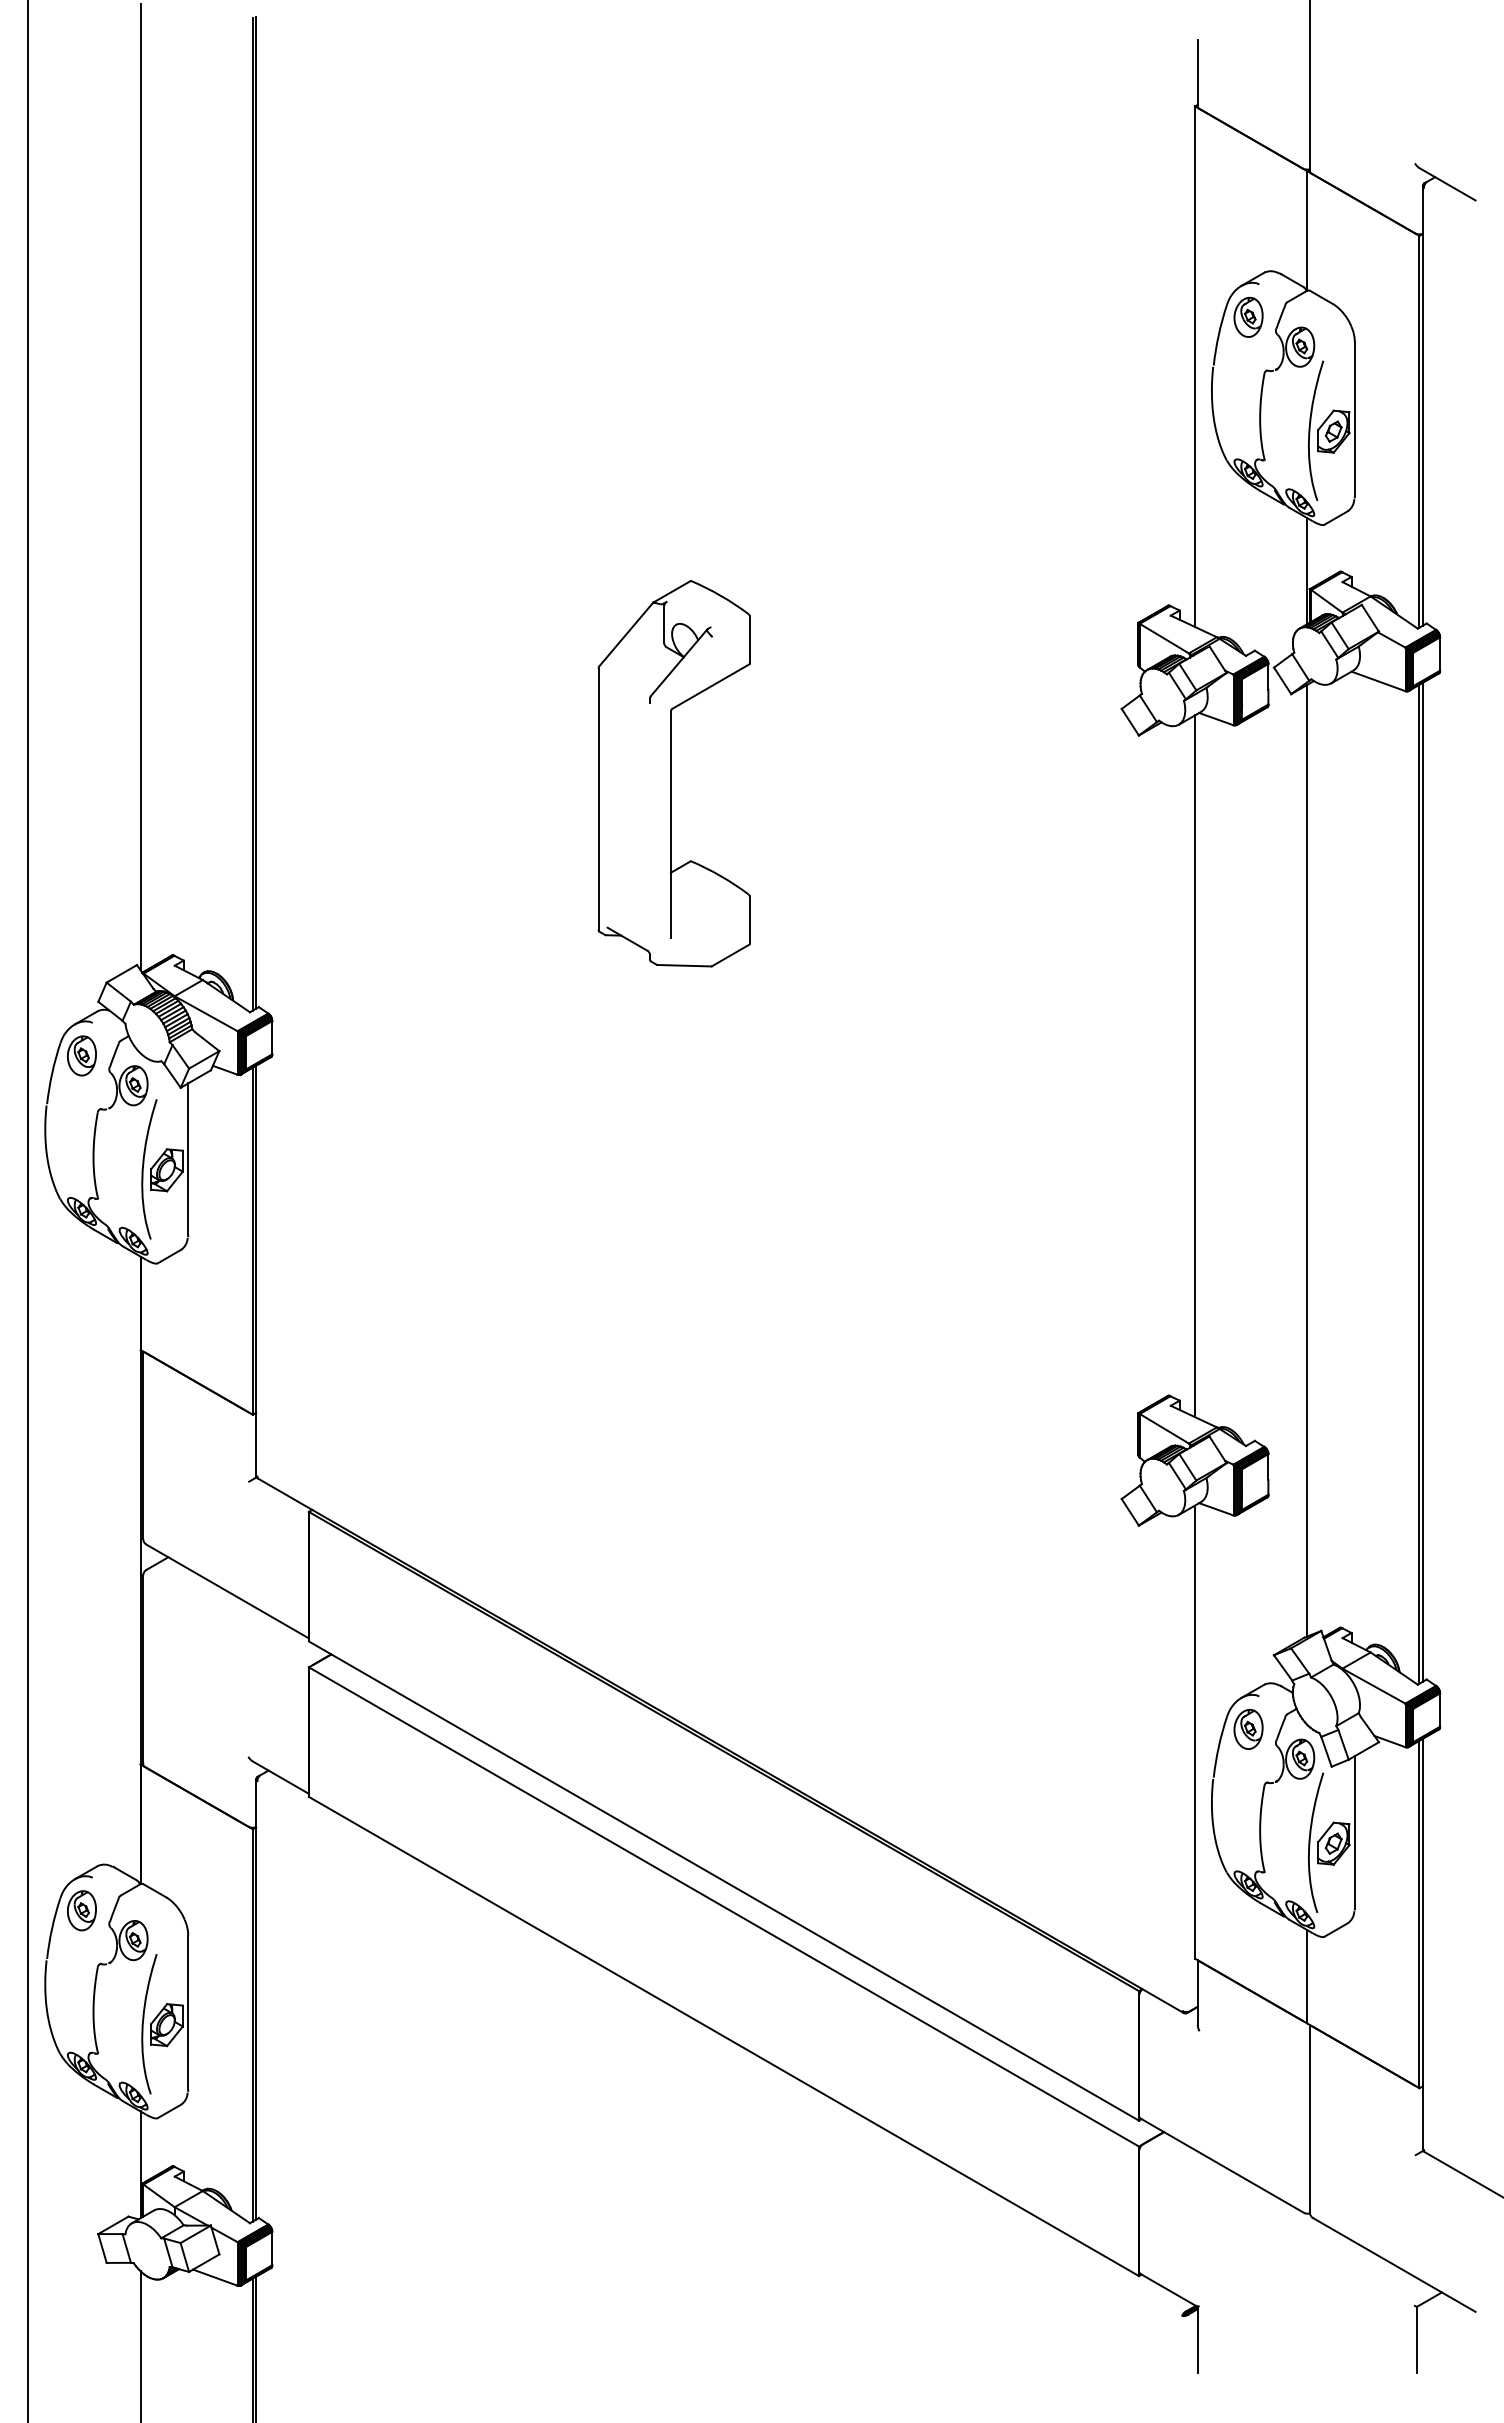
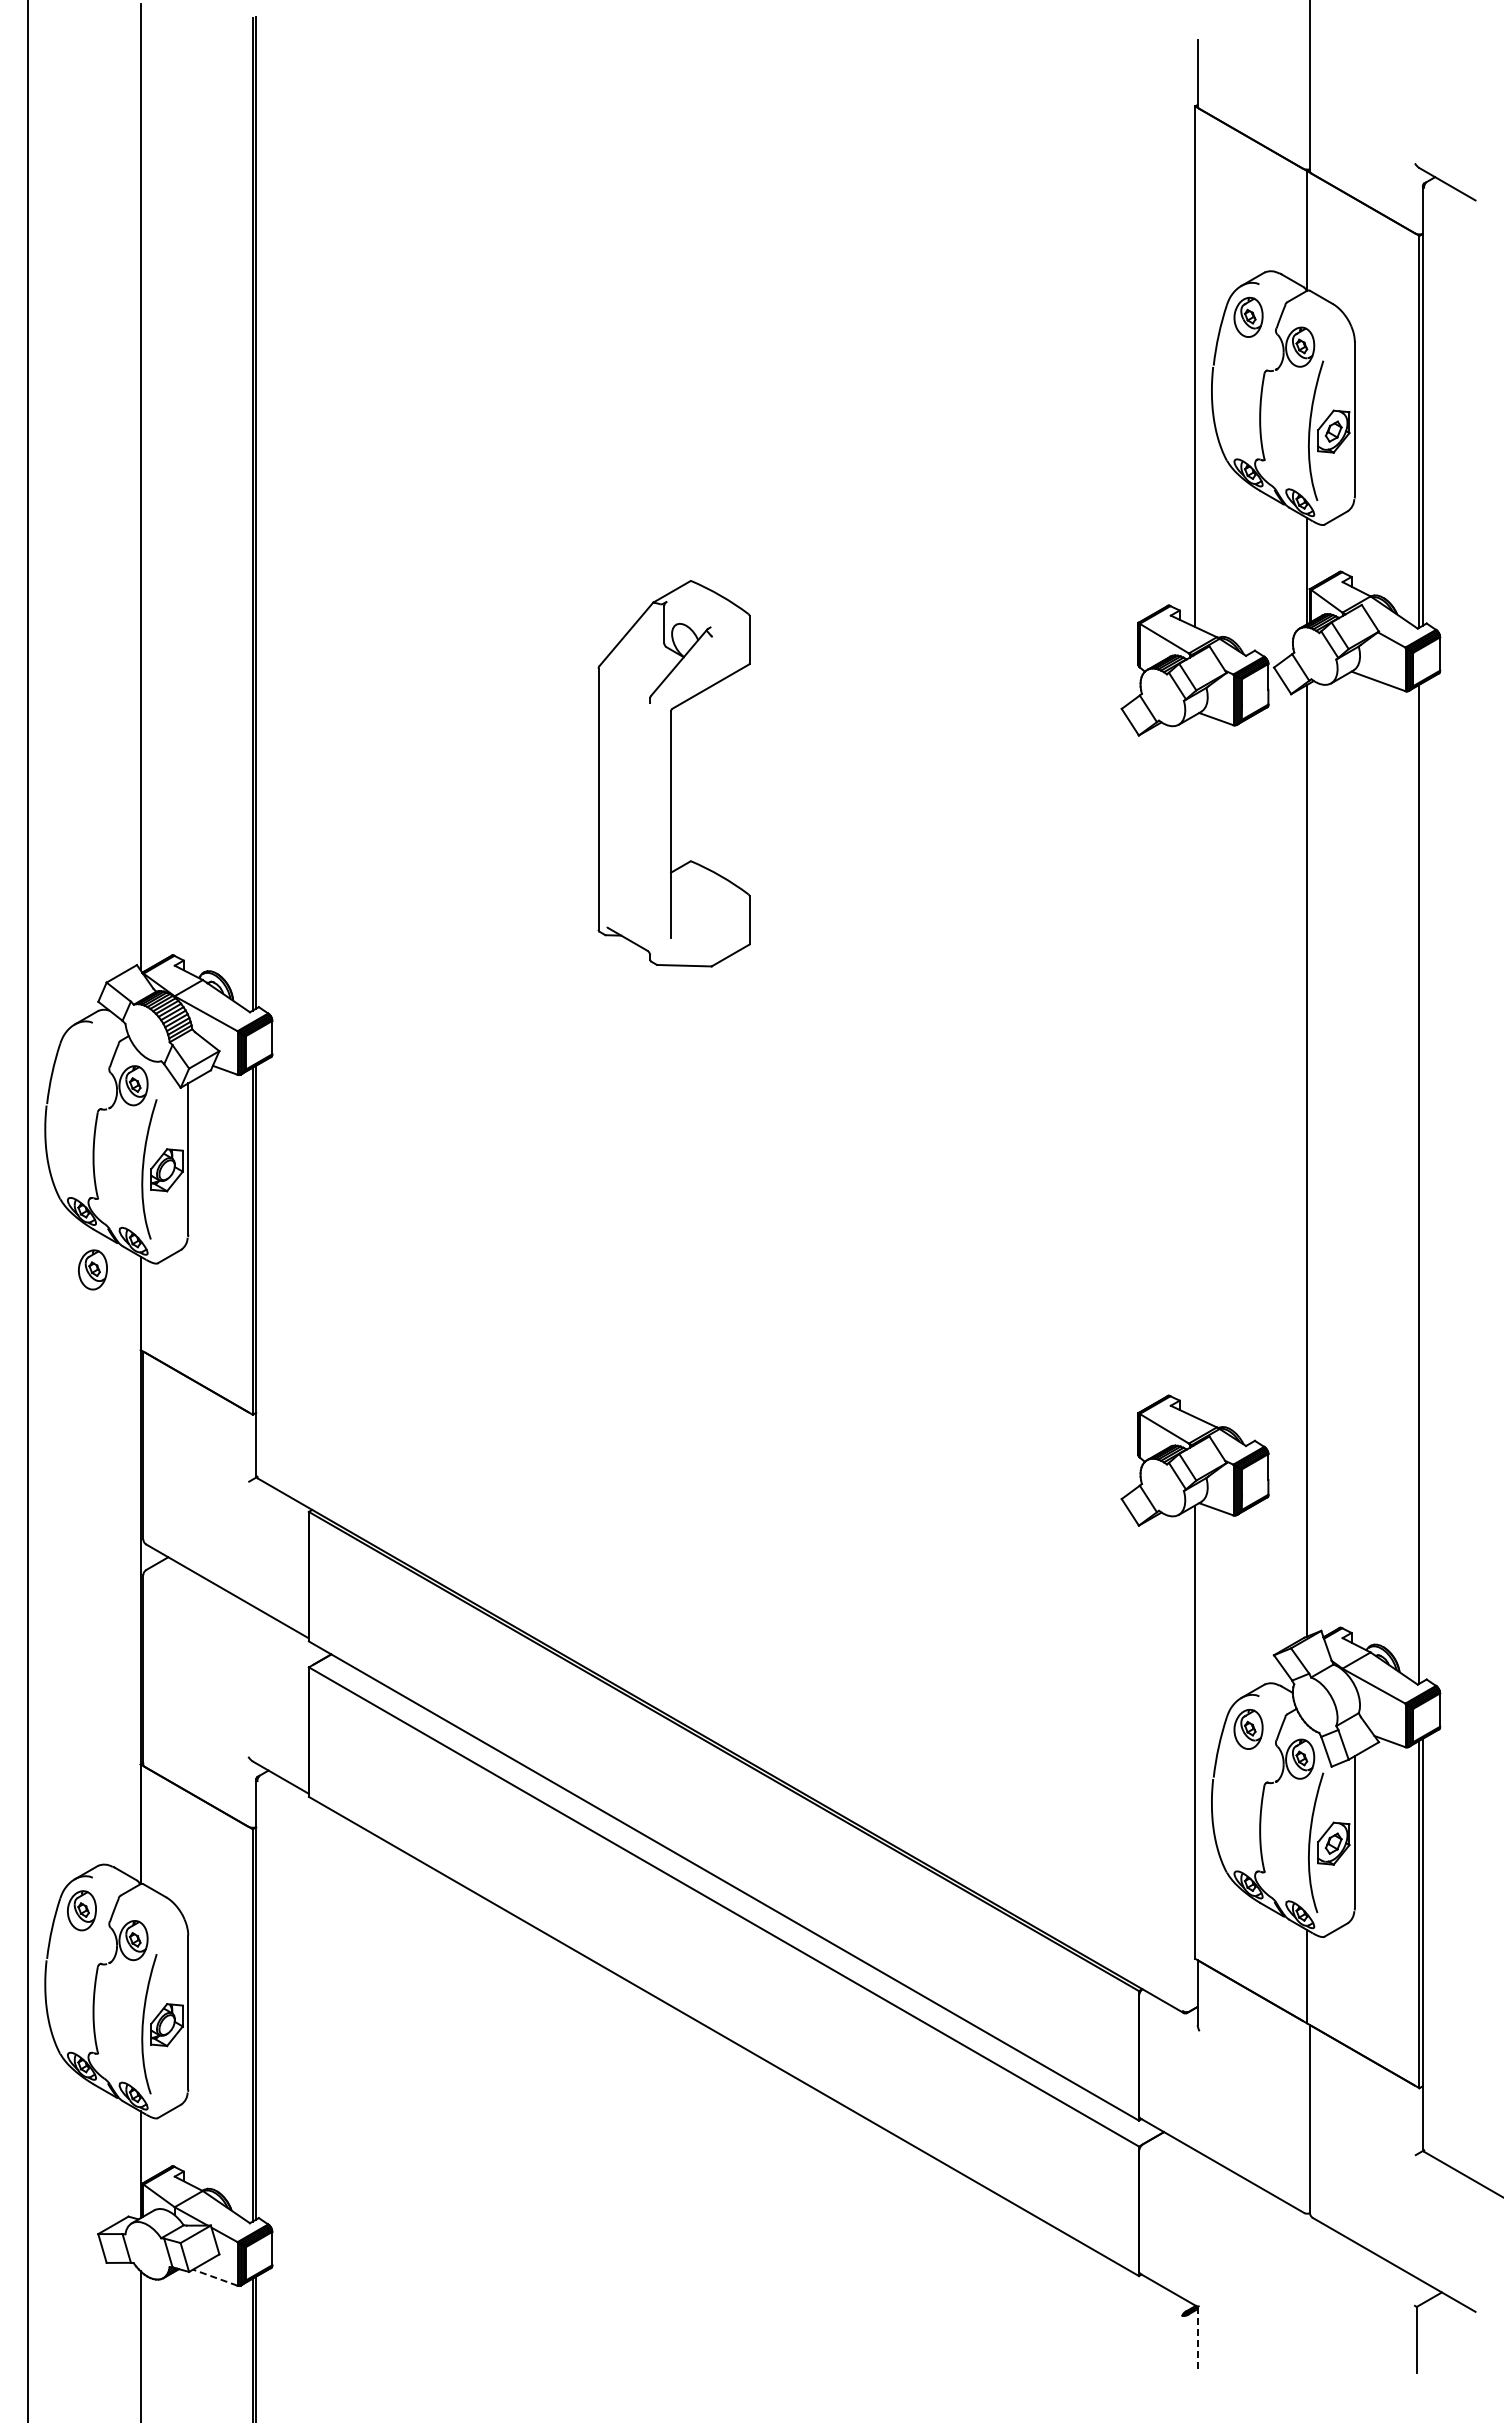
part position: (81, 1055) -> (92, 1269) (92, 1269)
line: present -> none (1195, 1066)
line: present -> none (1422, 1181)
line: solid -> dashed (215, 2277)
line: solid -> dashed (1197, 2340)
